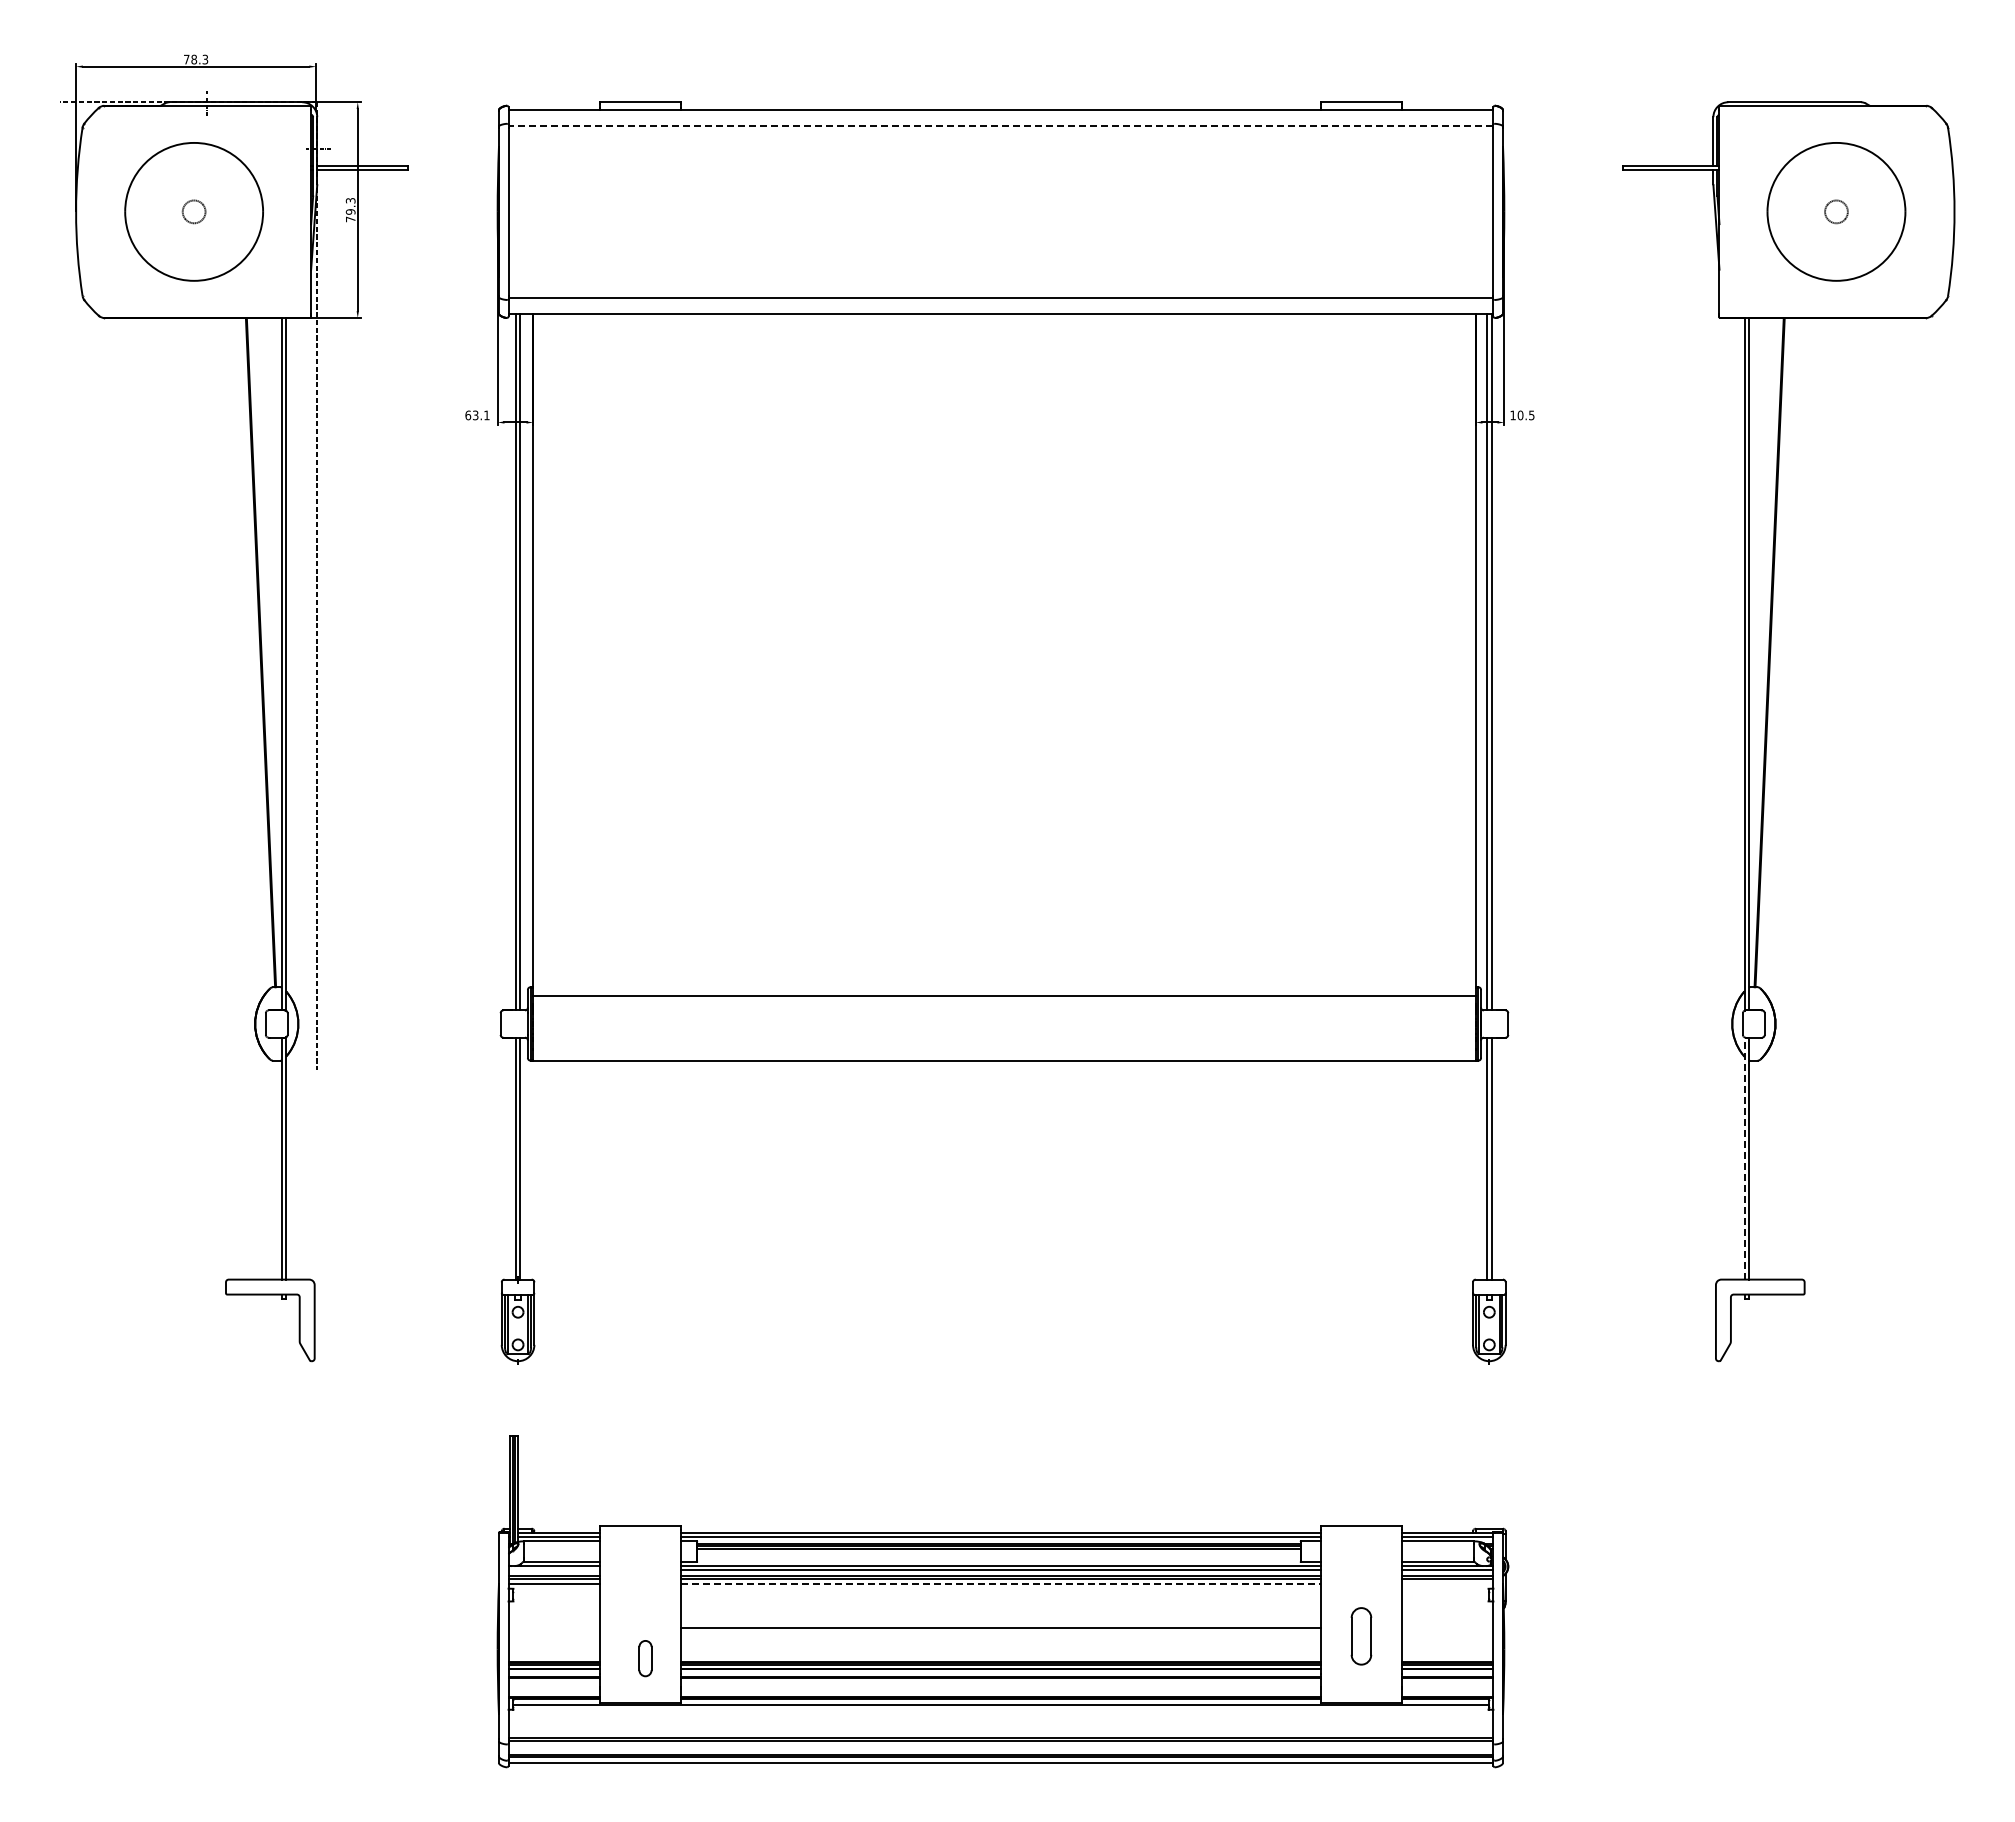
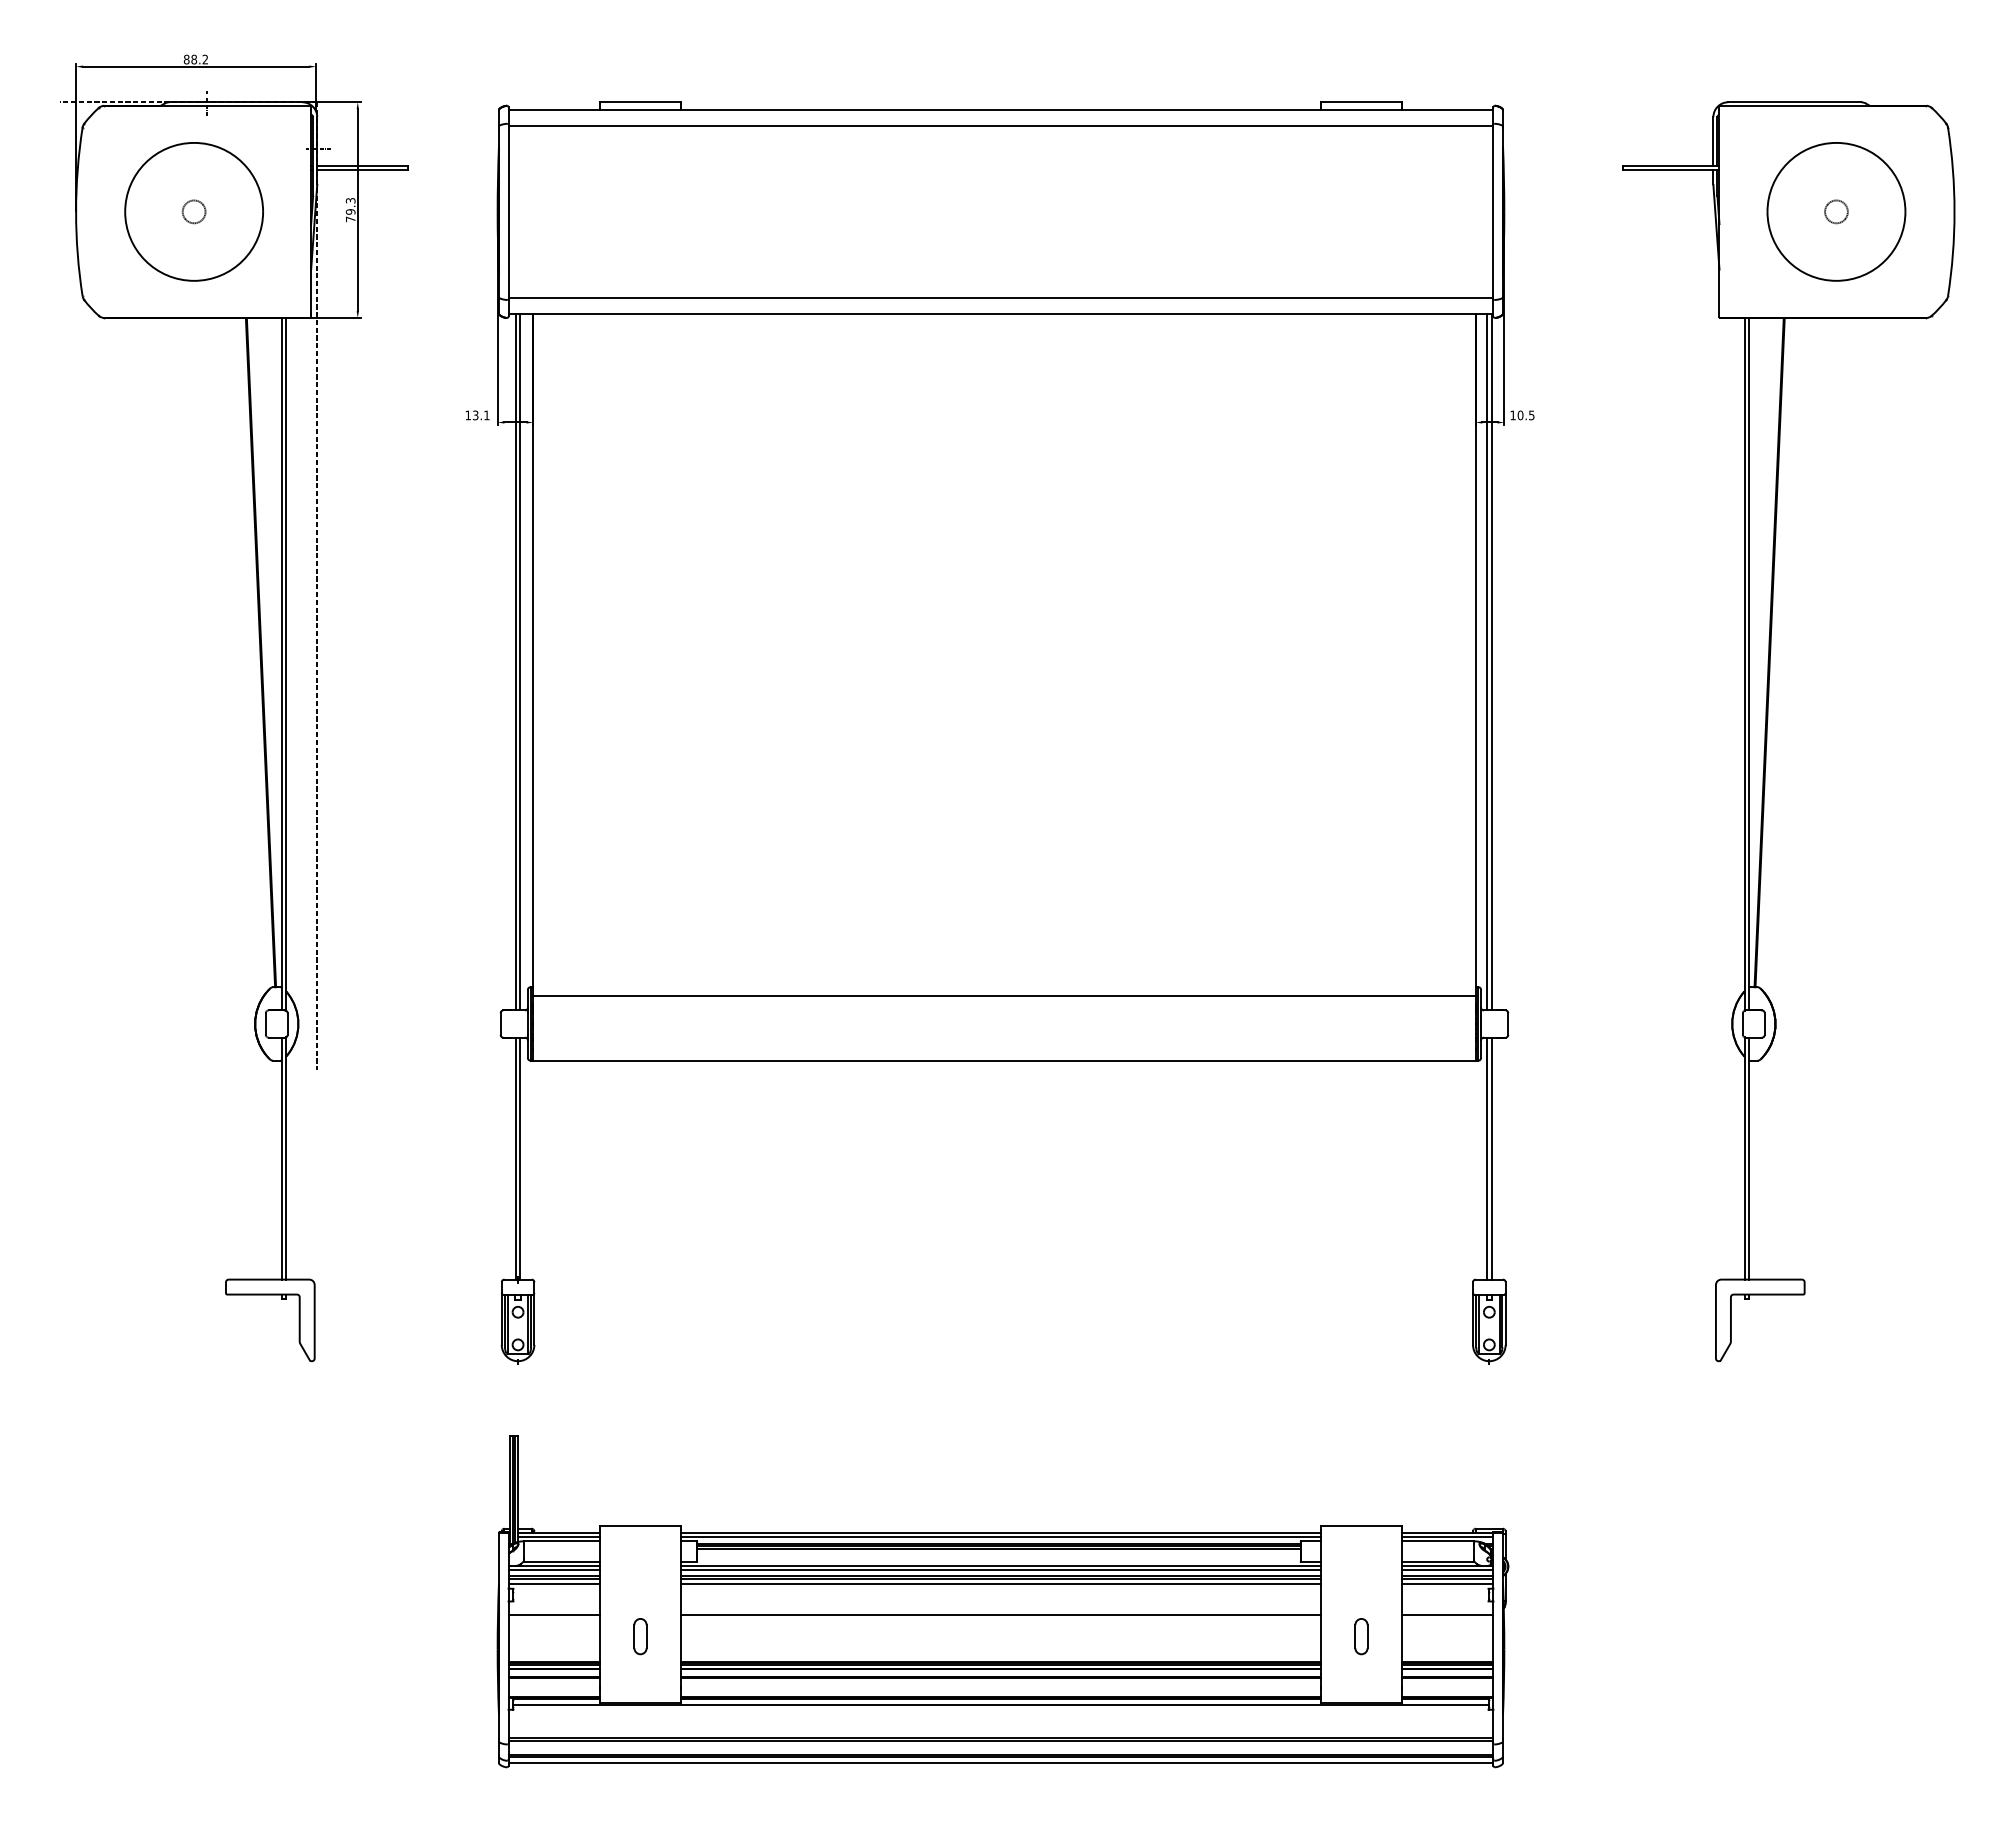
text: 78.3 -> 88.2 (195, 59)
line: dashed -> solid (1000, 126)
text: 63.1 -> 13.1 (468, 415)
line: dashed -> solid (1744, 1157)
line: none -> present (553, 1569)
line: dashed -> solid (1000, 1583)
line: none -> present (1447, 1583)
line: none -> present (553, 1615)
line: none -> present (1447, 1615)
line position: (1000, 1628) -> (1000, 1615) (1000, 1615)
part size: 23x59 px -> 15x38 px (1361, 1636)
part position: (645, 1658) -> (640, 1636) (640, 1636)
